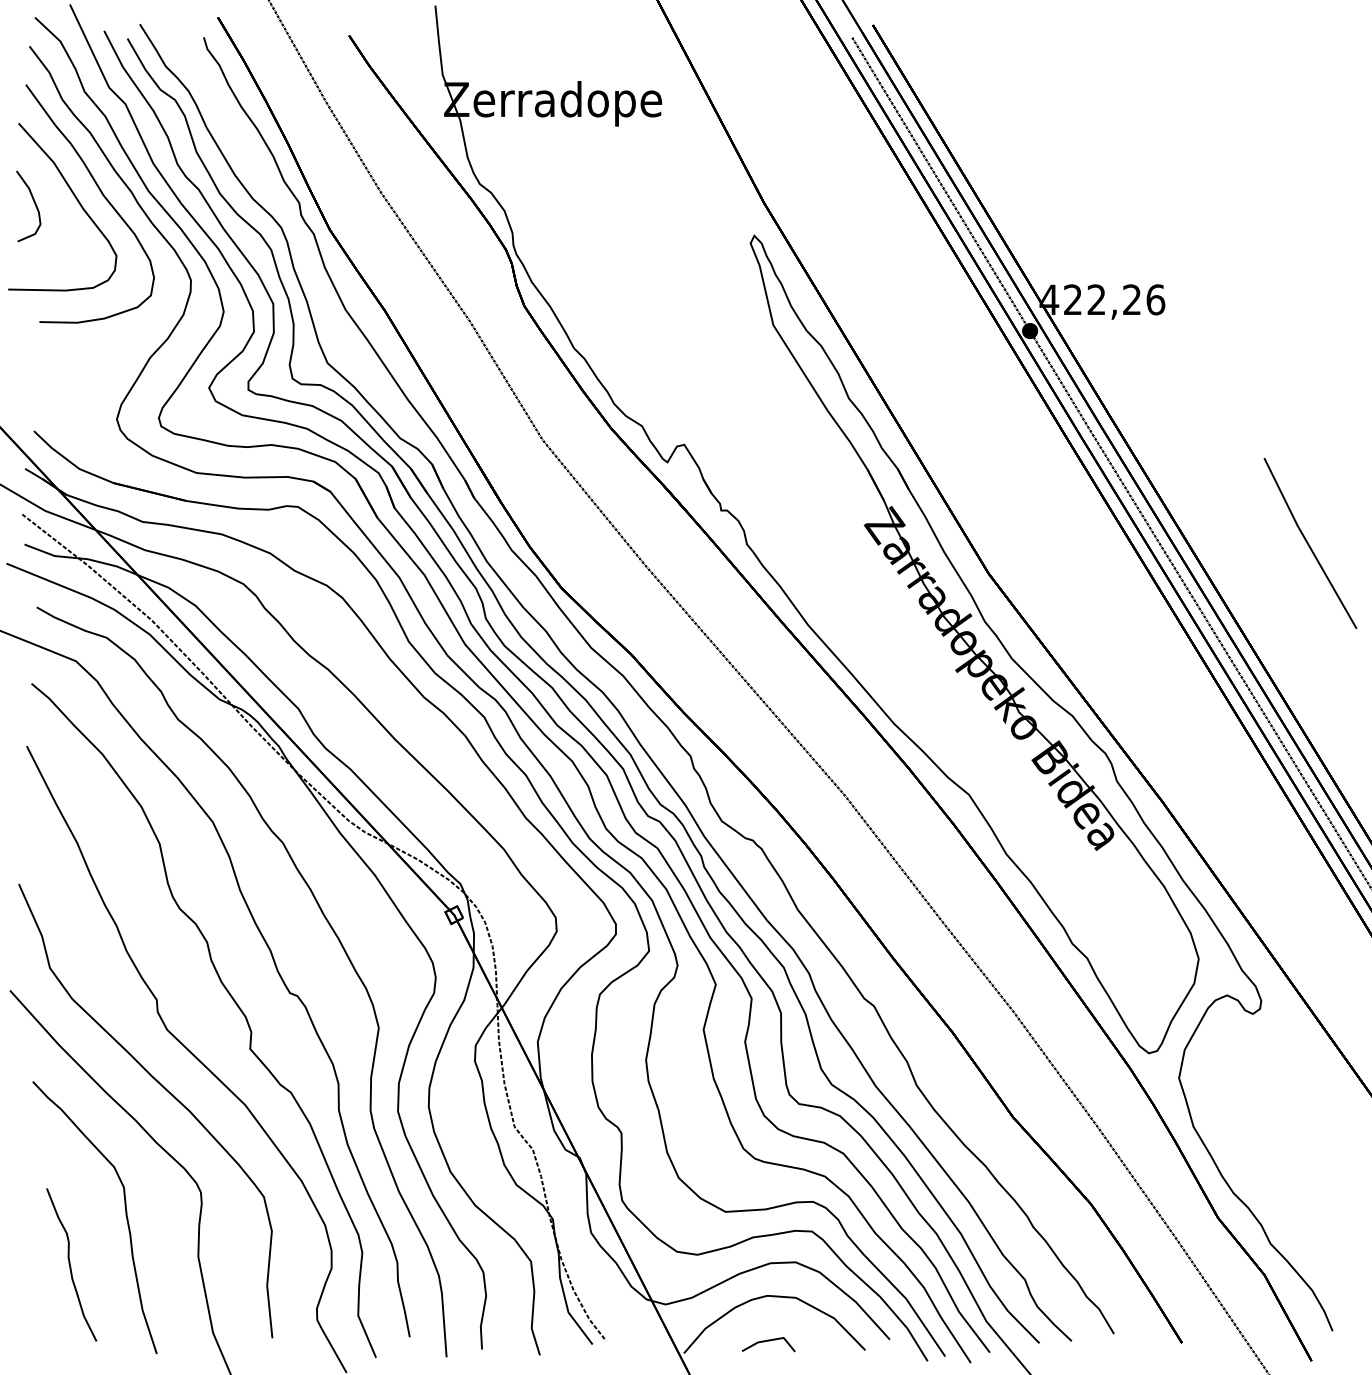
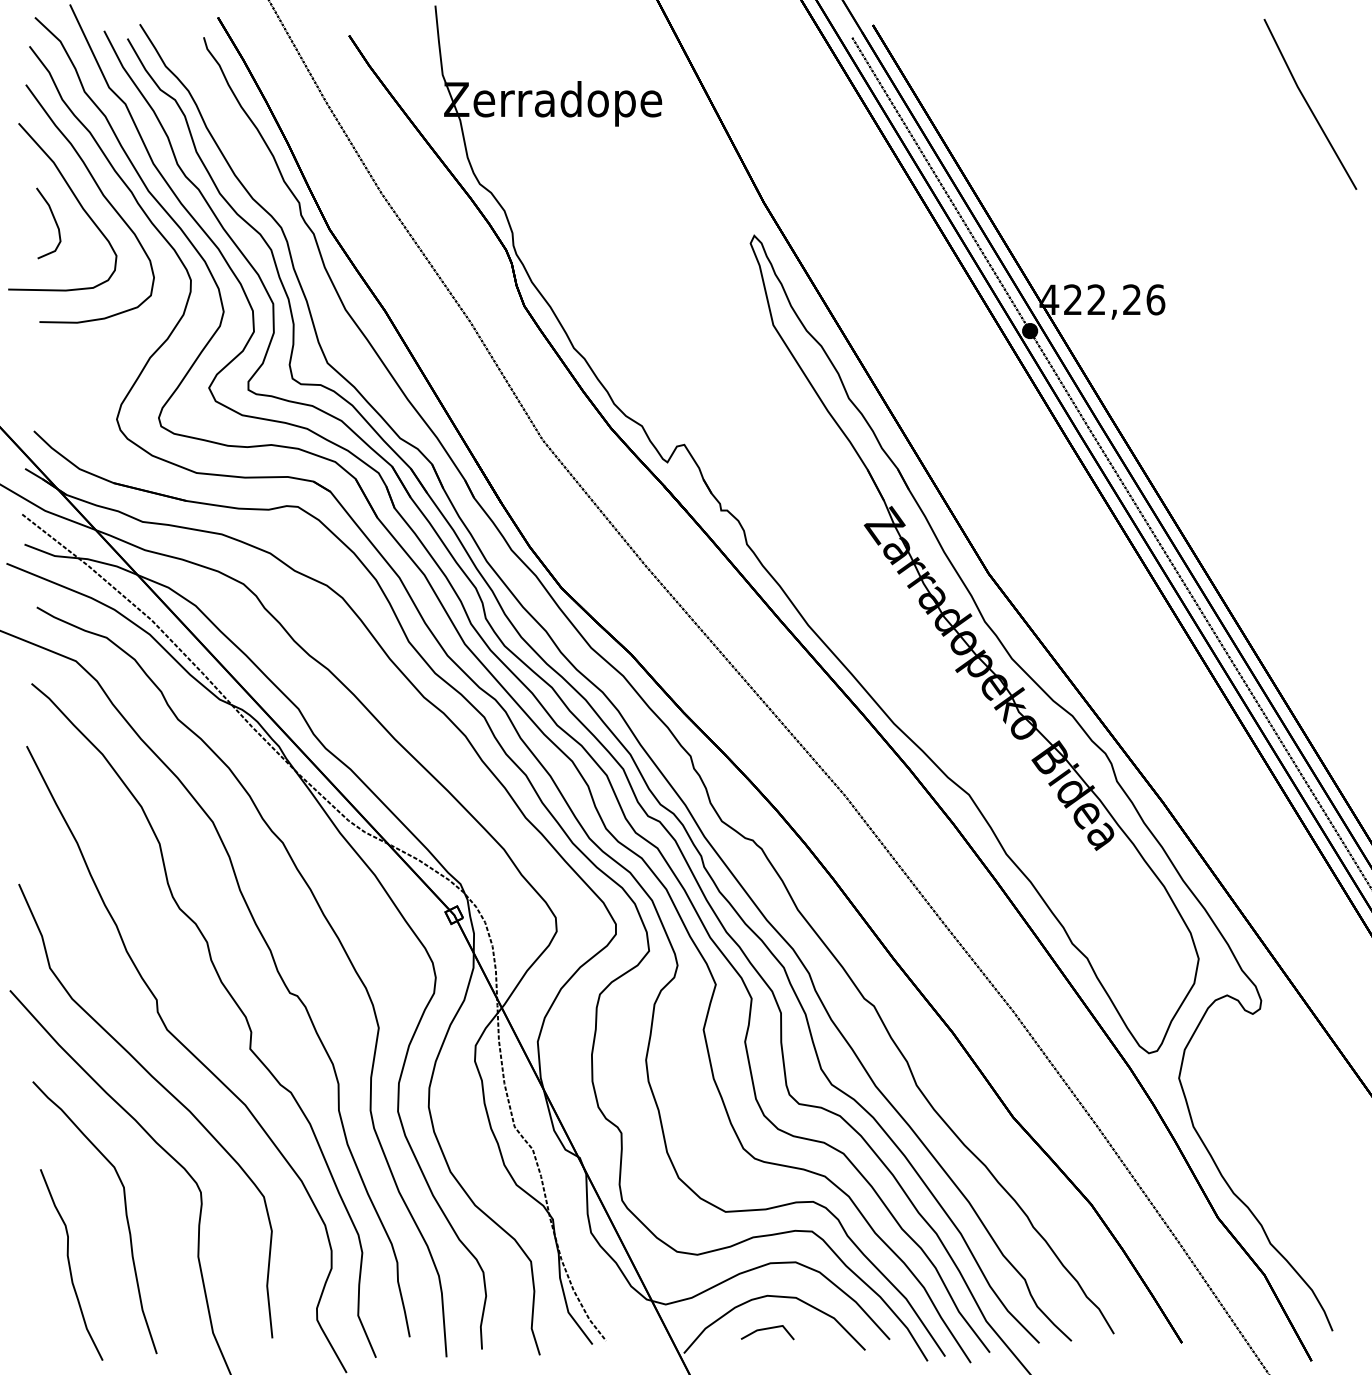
curve position: (34, 204) -> (54, 221) (54, 221)
line position: (1309, 544) -> (1309, 105) (1309, 105)
part size: 52x154 px -> 64x192 px (71, 1264)
line position: (768, 1341) -> (767, 1329) (767, 1329)
